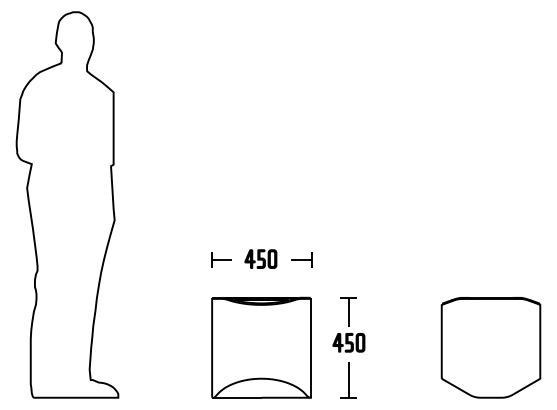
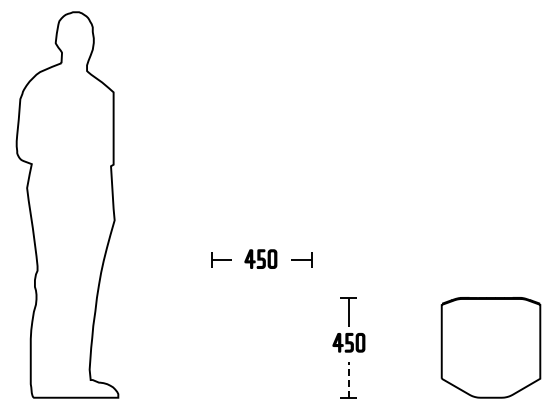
part: present -> none (261, 347)
line: solid -> dashed (348, 379)
